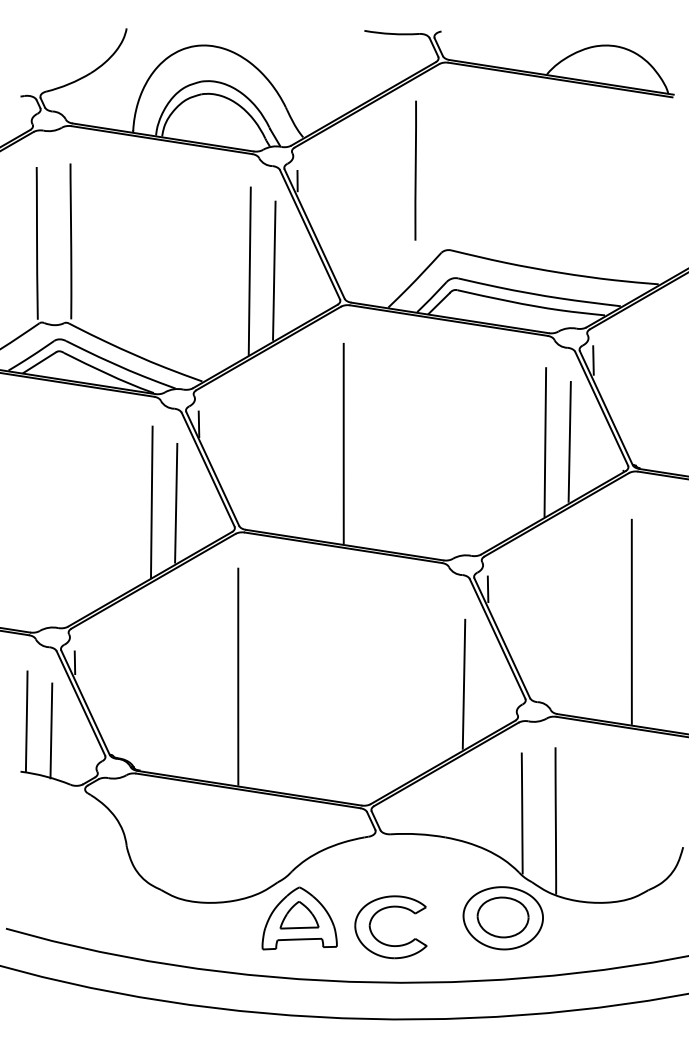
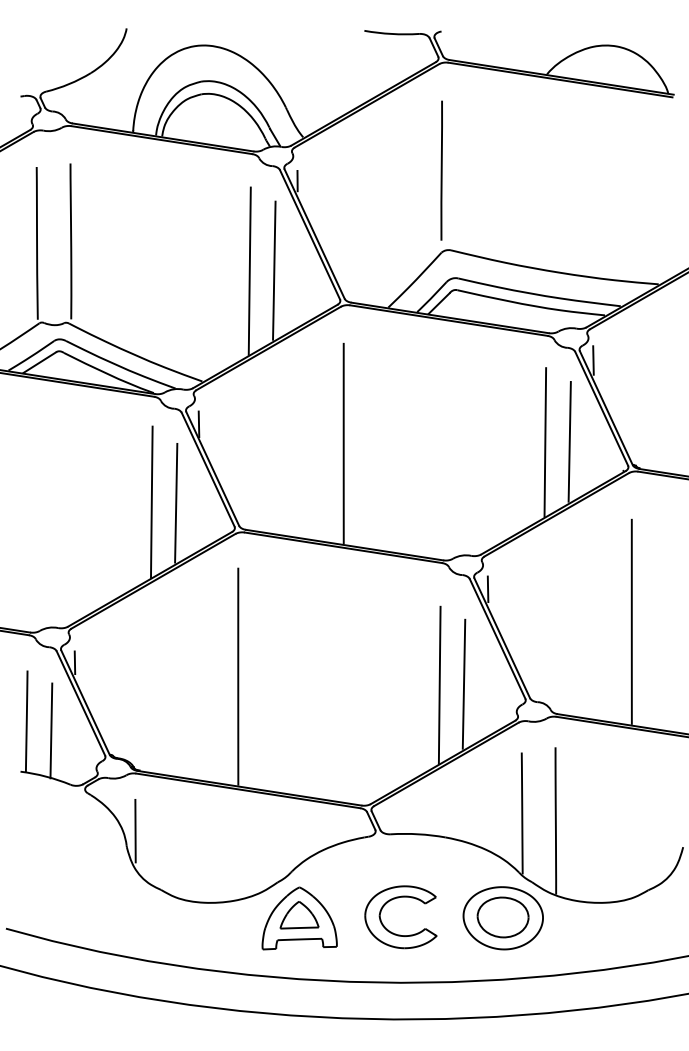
line position: (415, 170) -> (441, 170) (441, 170)
line: none -> present (439, 684)
line: none -> present (135, 830)
part position: (386, 943) -> (396, 933) (396, 933)
